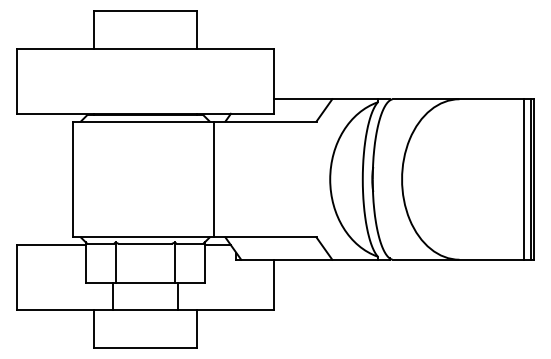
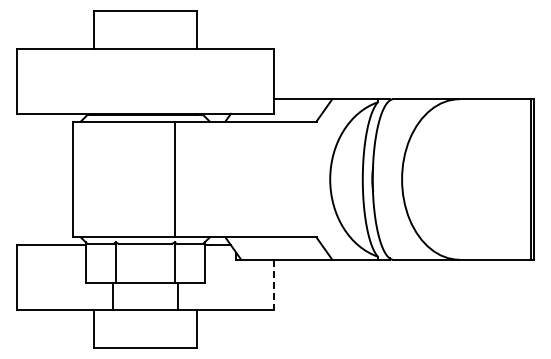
line position: (213, 179) -> (174, 179) (174, 179)
line: present -> none (523, 179)
line: solid -> dashed (274, 284)
